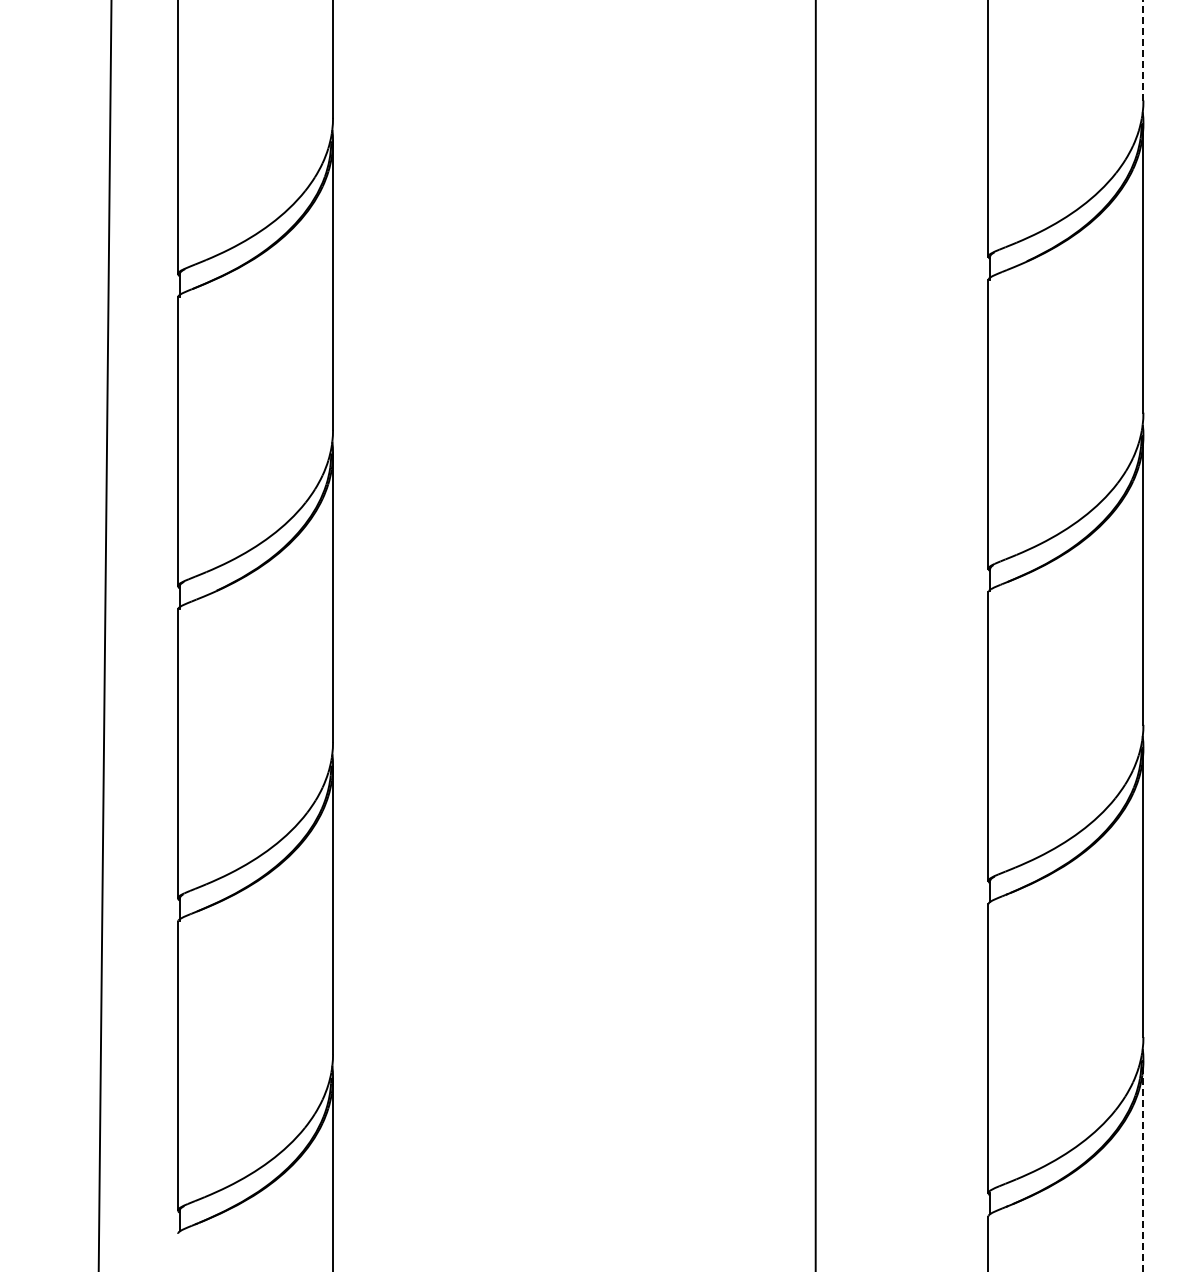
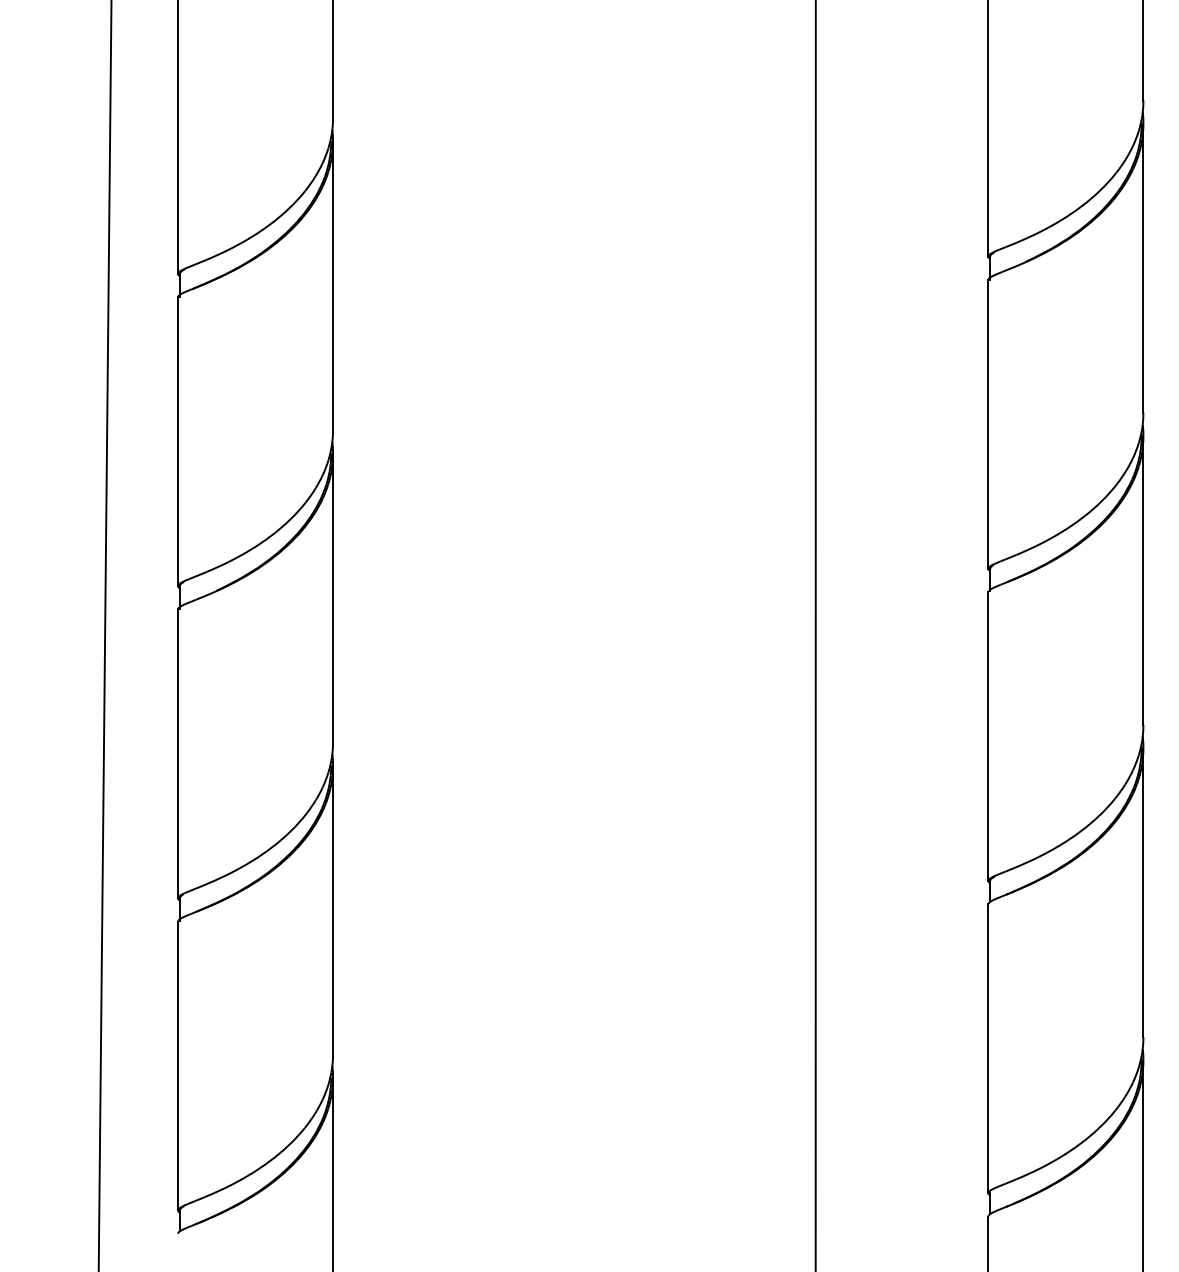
line: dashed -> solid (1143, 50)
line: dashed -> solid (1143, 1165)
